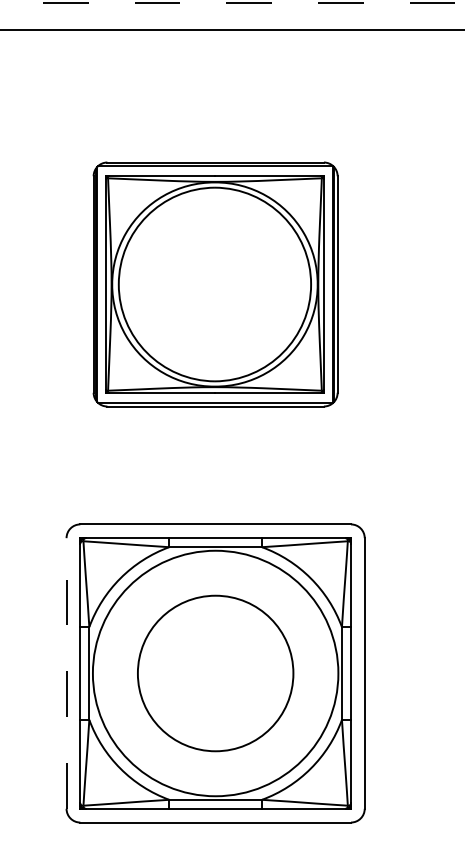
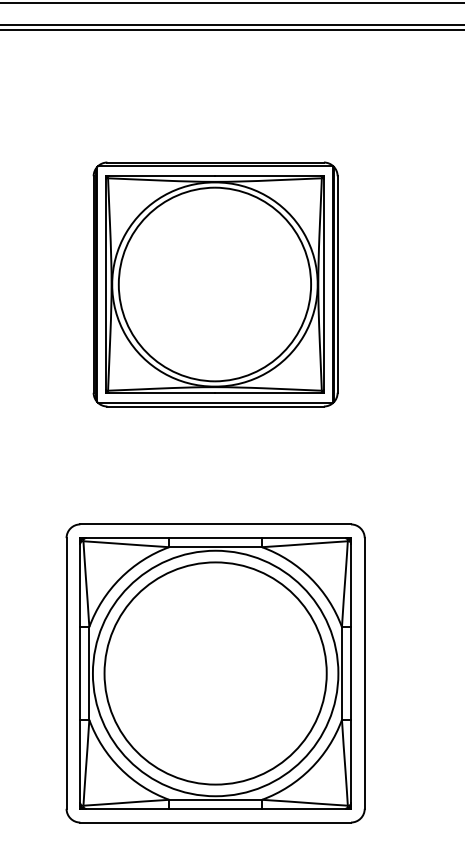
line: dashed -> solid (232, 2)
line: none -> present (231, 25)
line: dashed -> solid (66, 672)
circle diameter: 156 px -> 222 px (215, 673)
